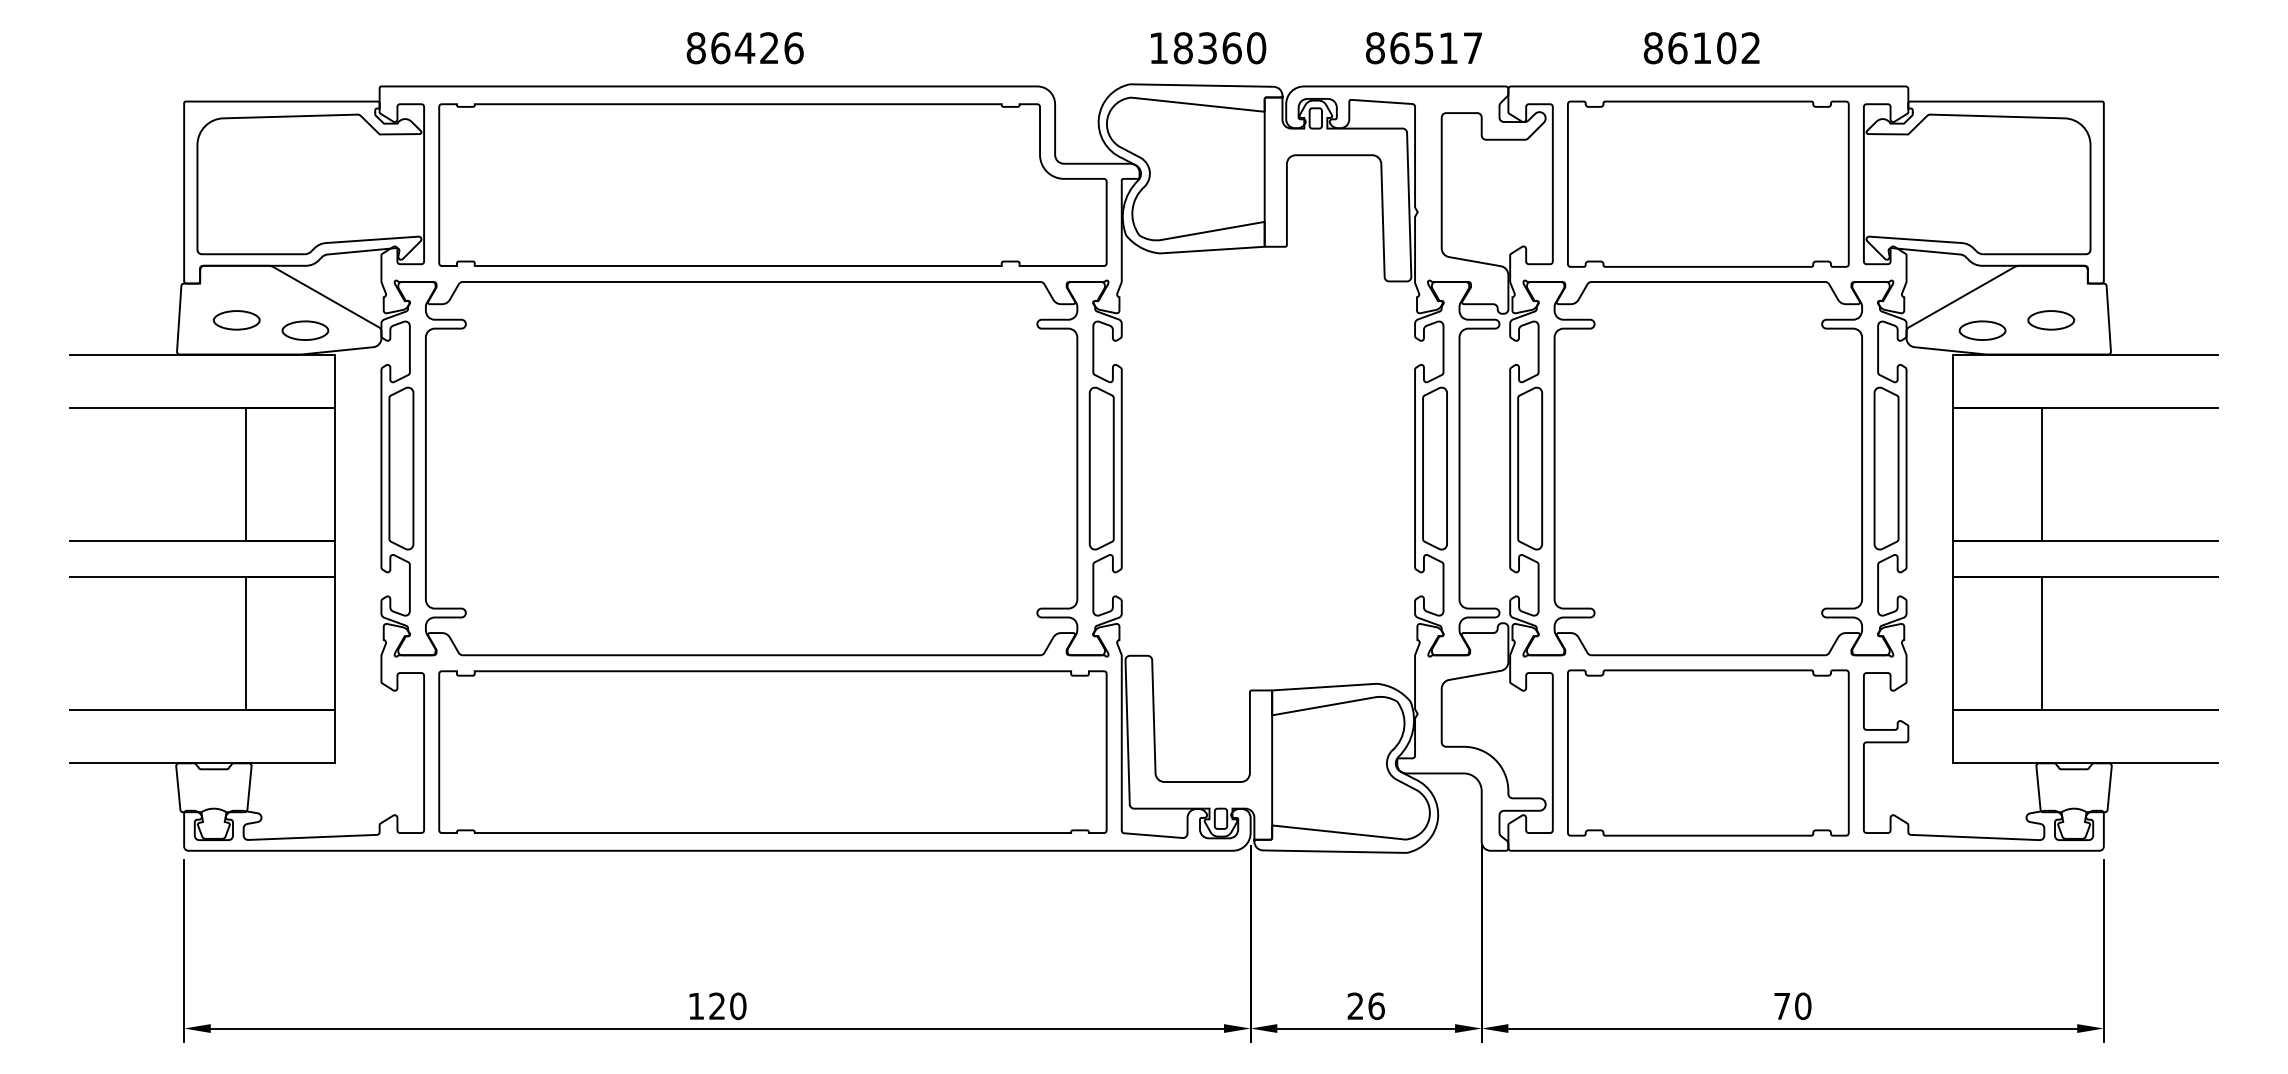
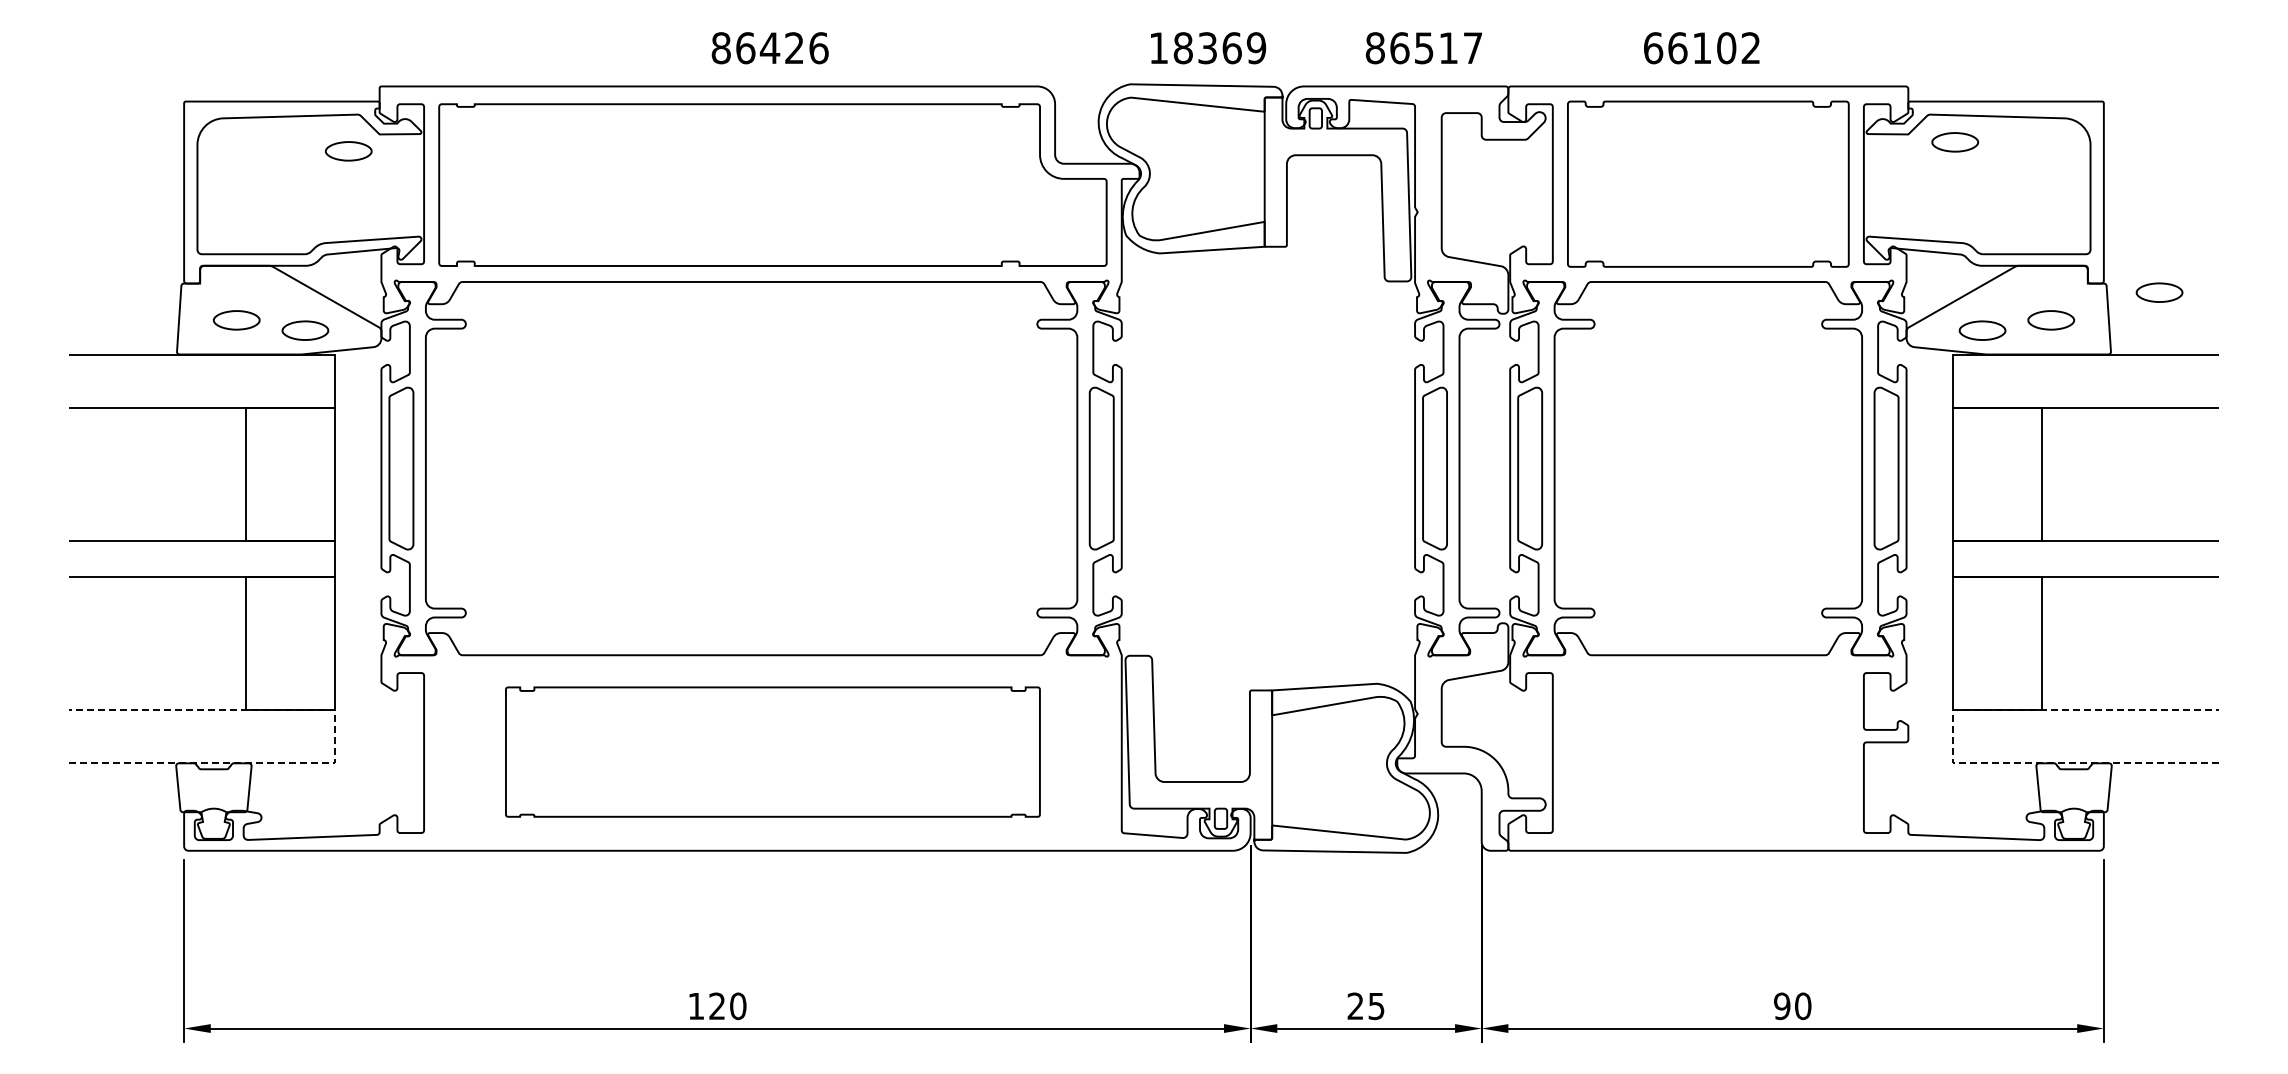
text position: (744, 48) -> (769, 48) (769, 48)
text: 18360 -> 18369 (1256, 48)
text: 86102 -> 66102 (1653, 48)
part: none -> present (1955, 142)
part: none -> present (348, 151)
part: none -> present (2159, 292)
line: solid -> dashed (335, 736)
line: solid -> dashed (1952, 736)
part size: 670x164 px -> 536x132 px (772, 751)
part: present -> none (1708, 752)
text: 26 -> 25 (1376, 1006)
text: 70 -> 90 (1782, 1006)
